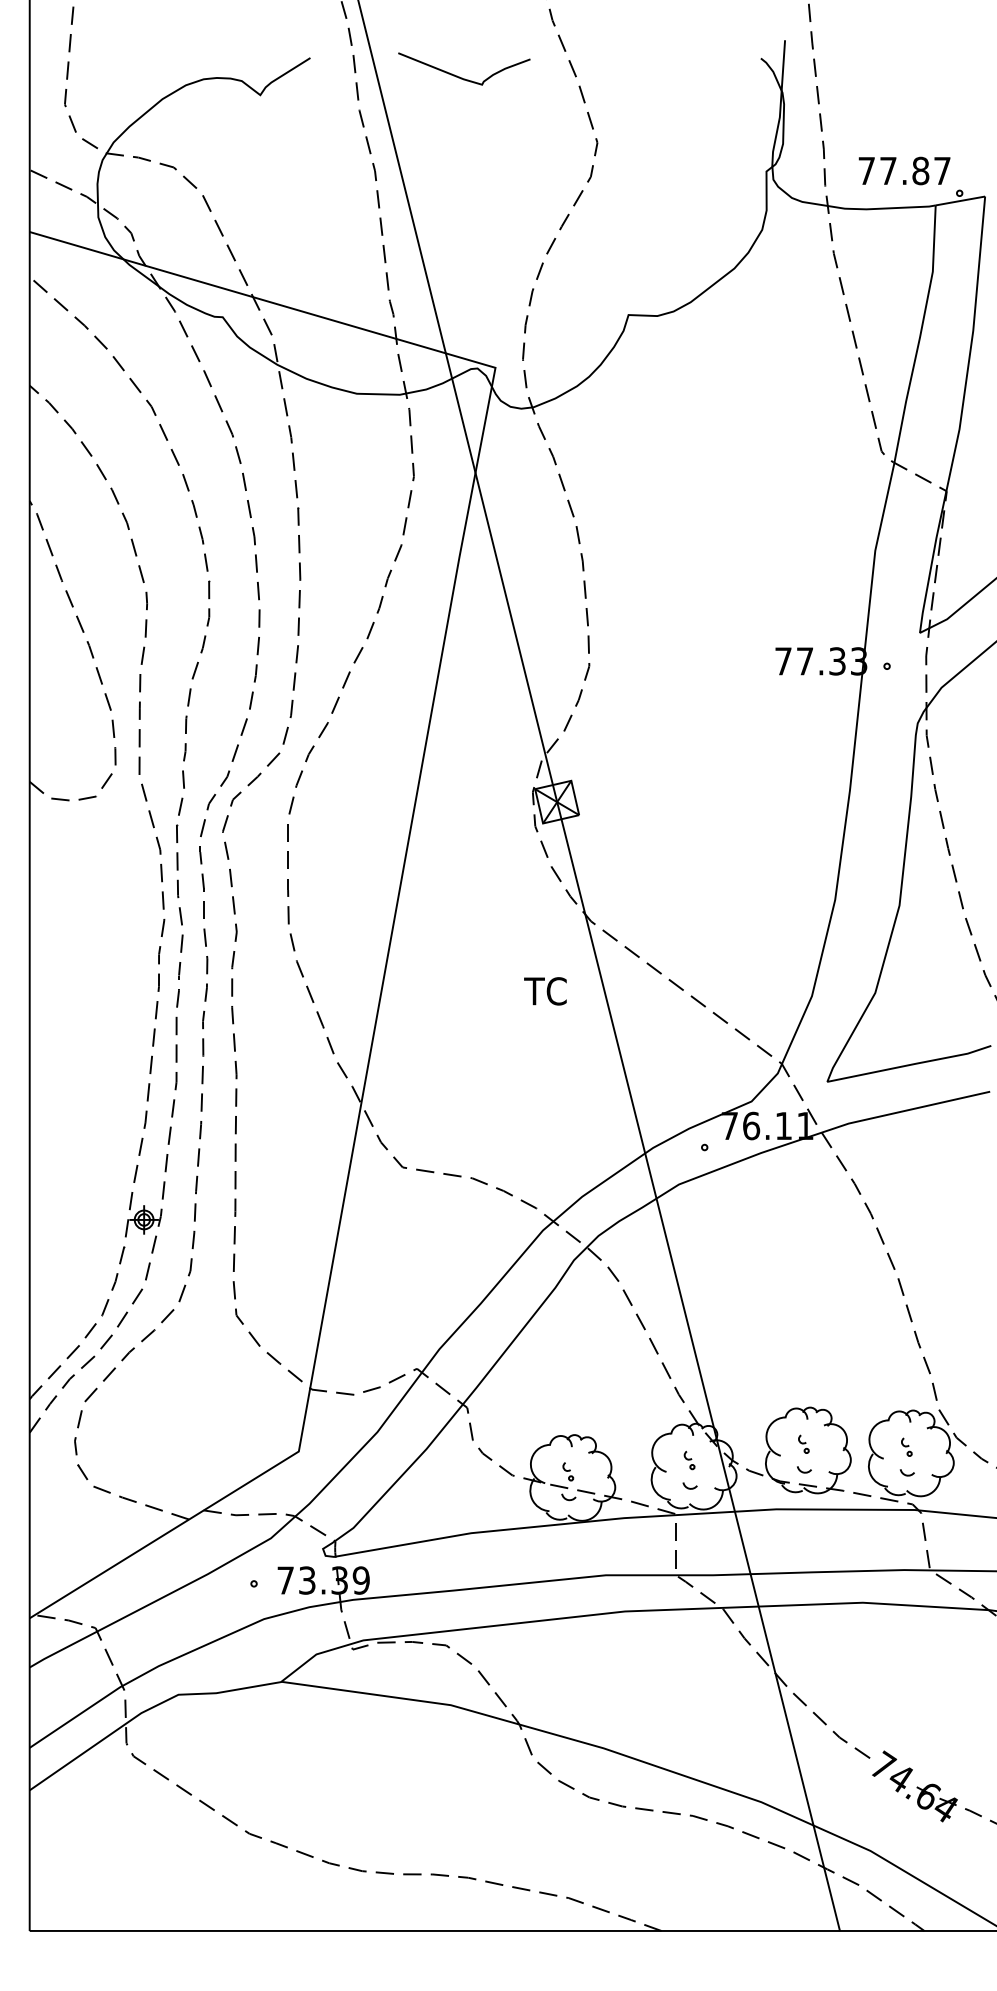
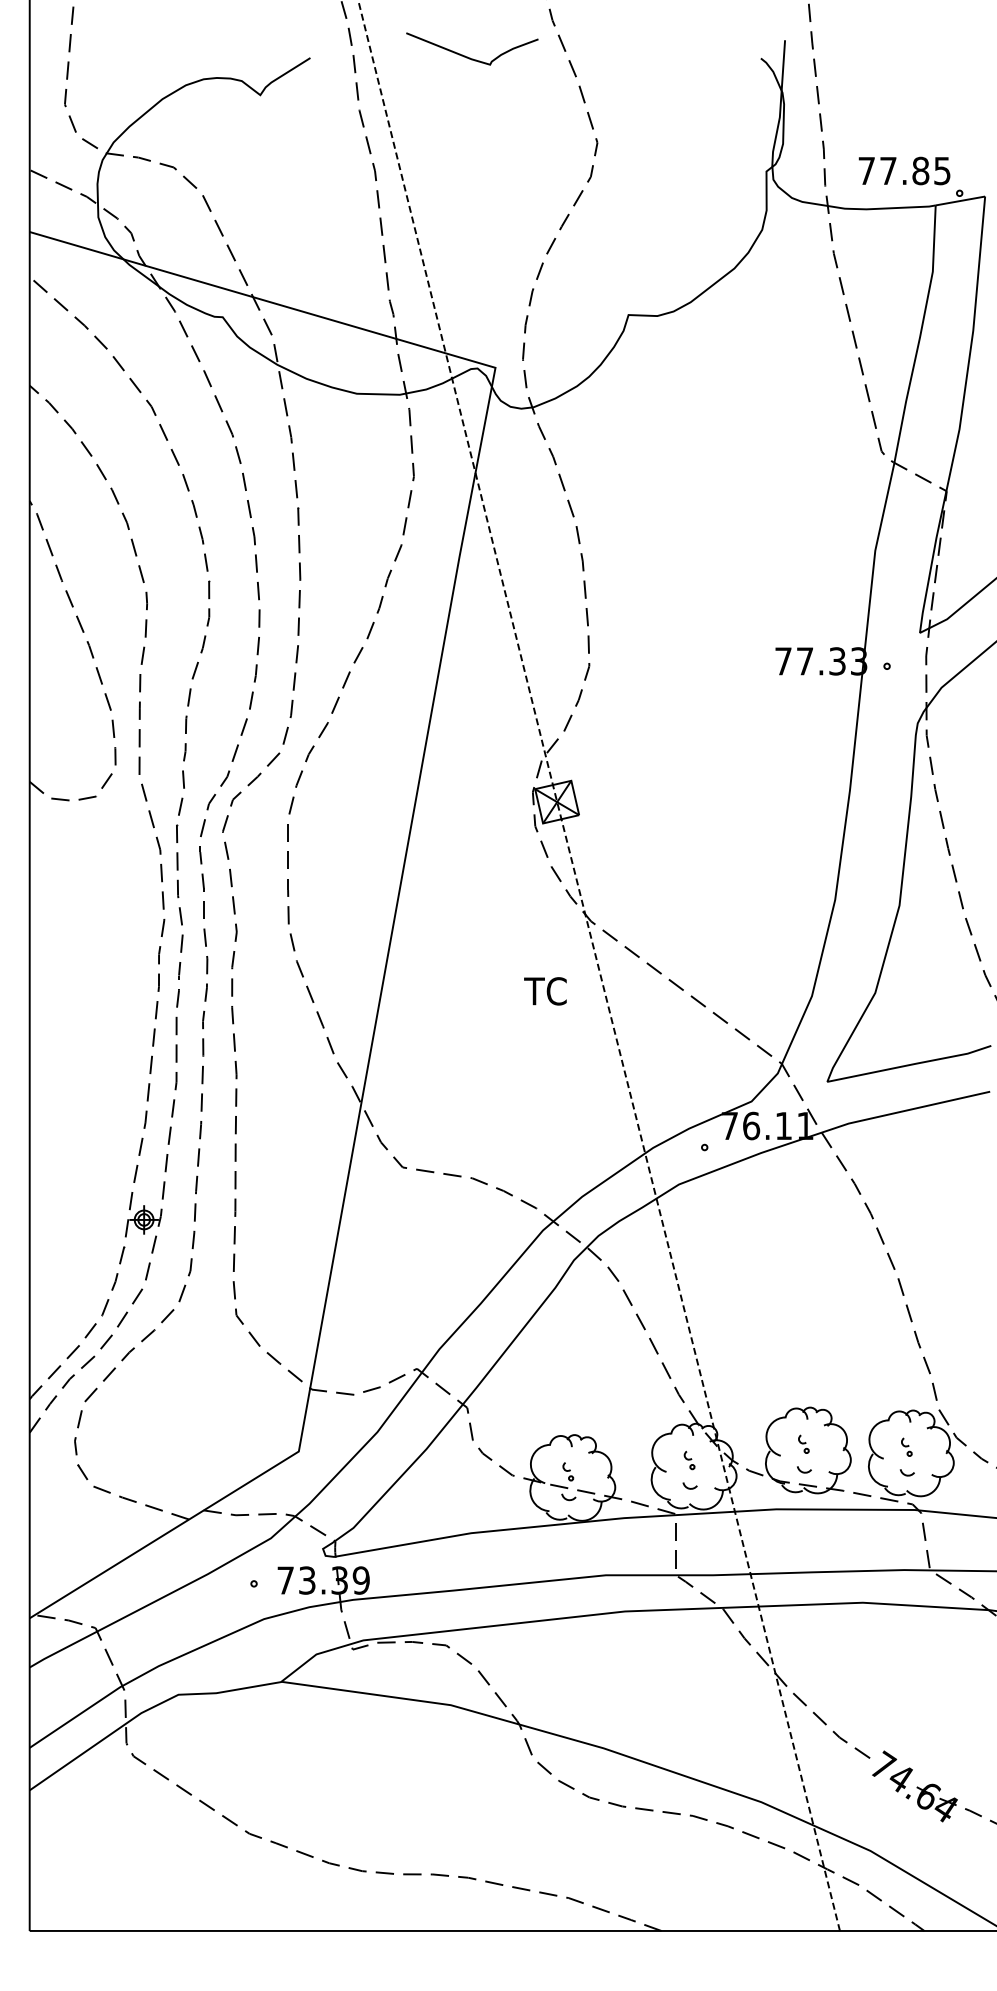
curve position: (462, 77) -> (470, 57) (470, 57)
text: 77.87 -> 77.85 (942, 171)
line: solid -> dashed (598, 965)
